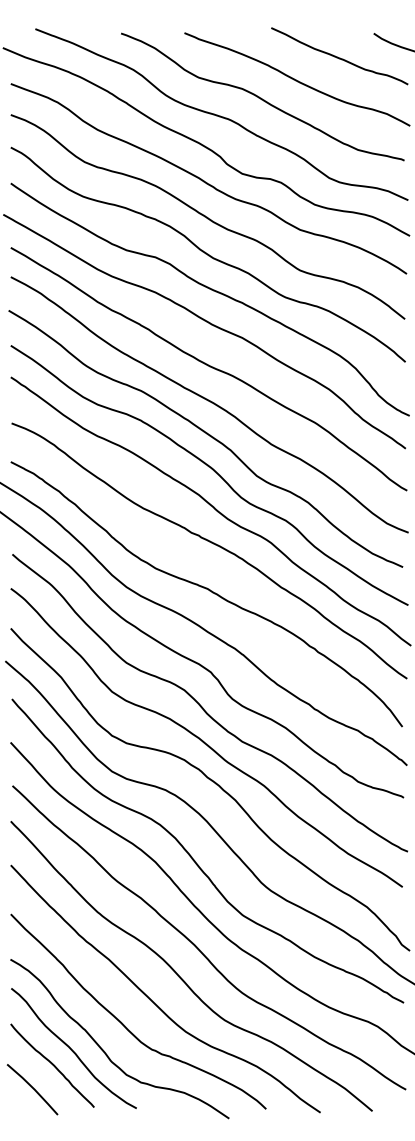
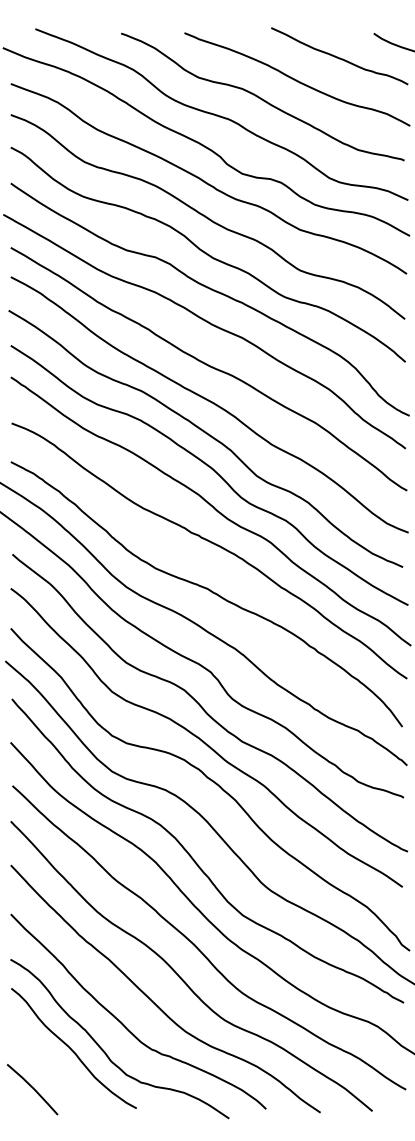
curve: present -> none (52, 1065)
